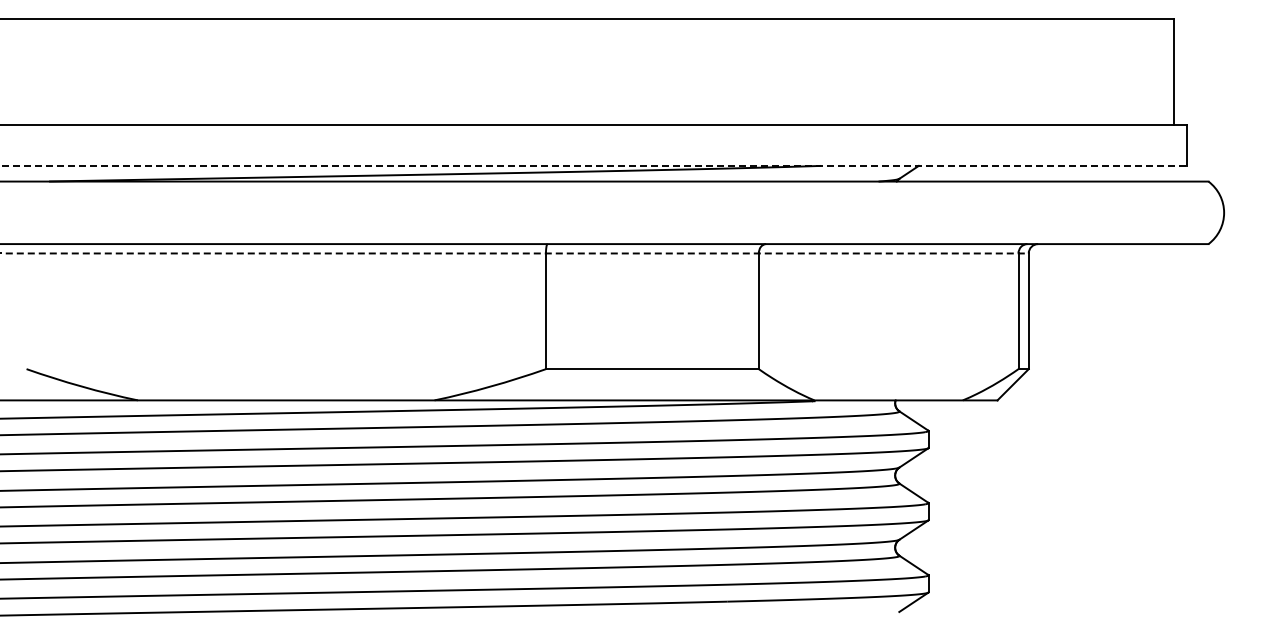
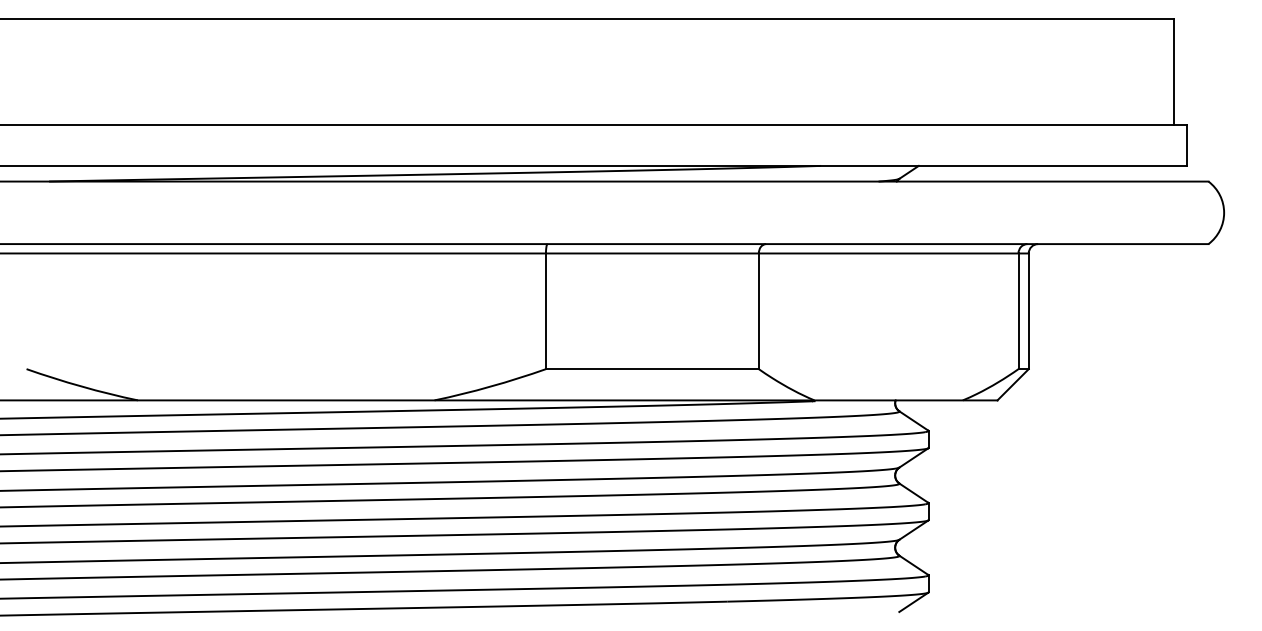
line: dashed -> solid (593, 165)
line: dashed -> solid (514, 253)
